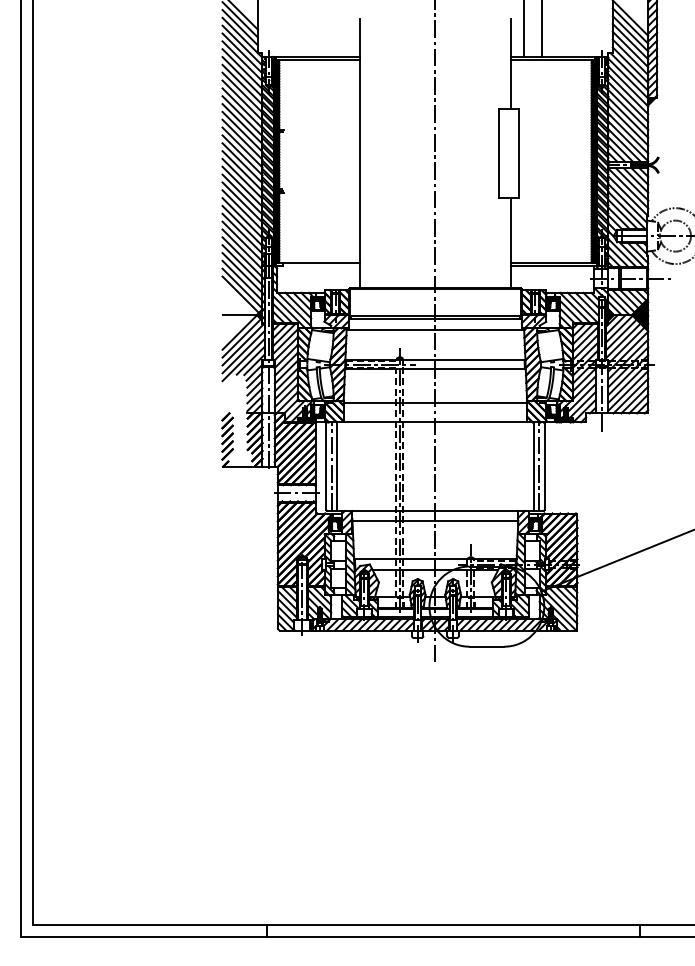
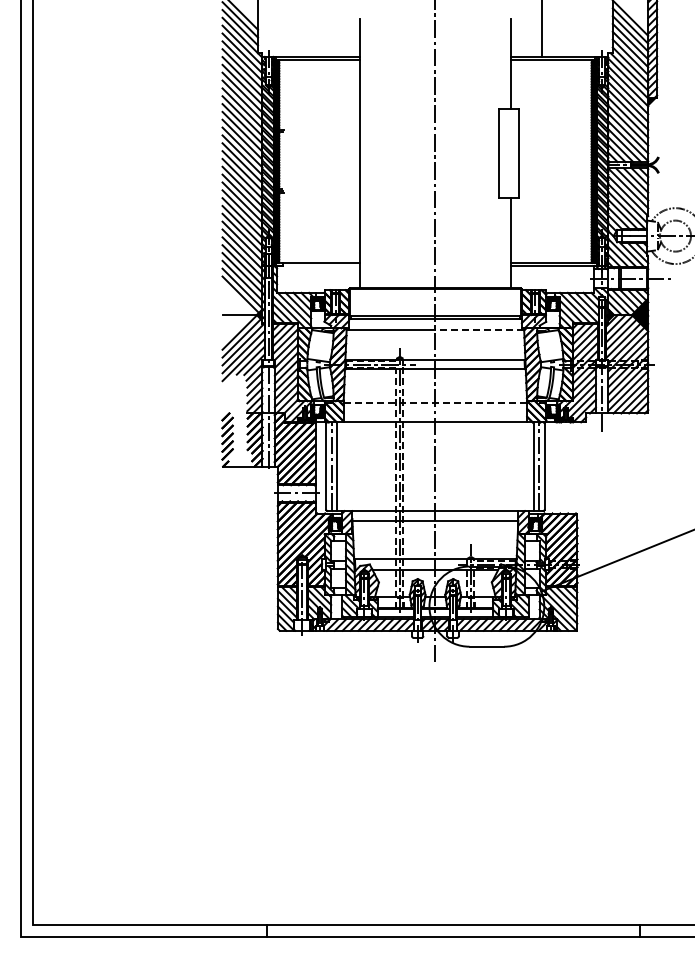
line: present -> none (524, 29)
line: solid -> dashed (479, 330)
line: solid -> dashed (435, 402)
